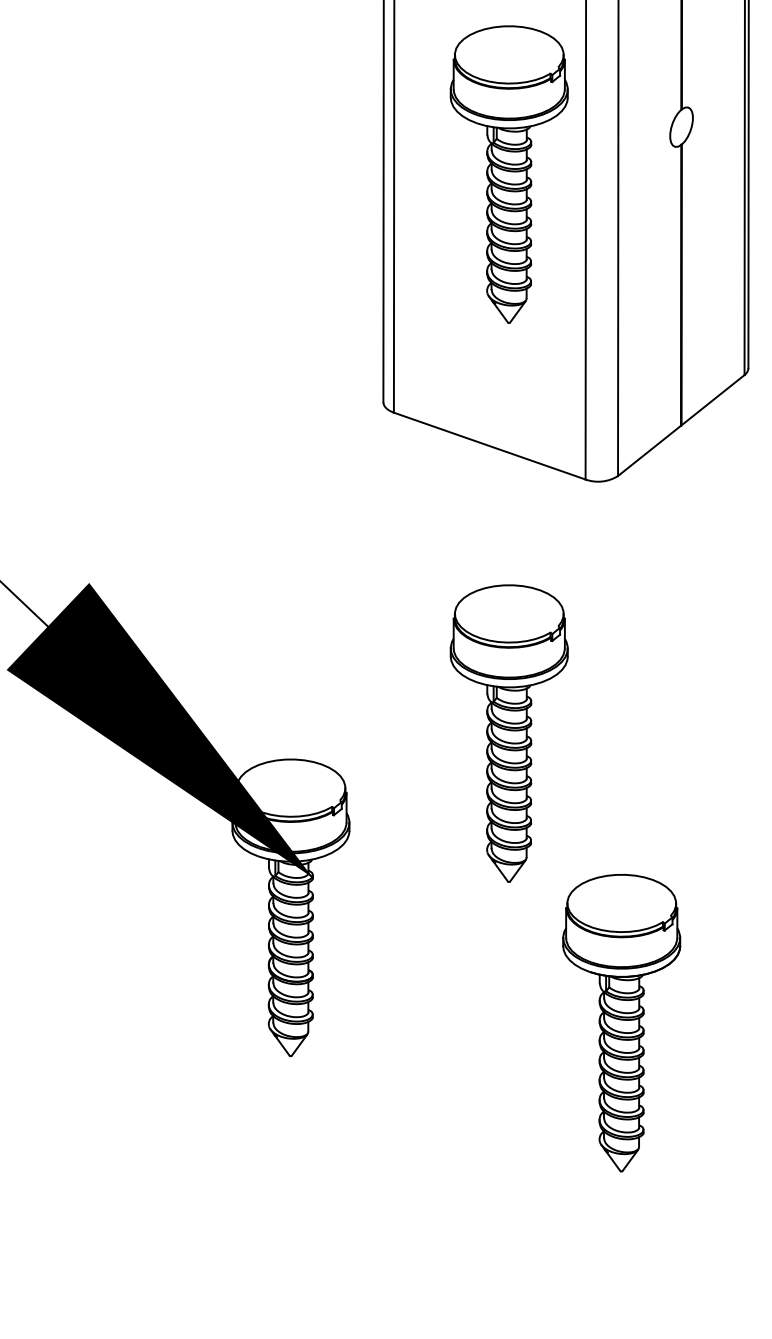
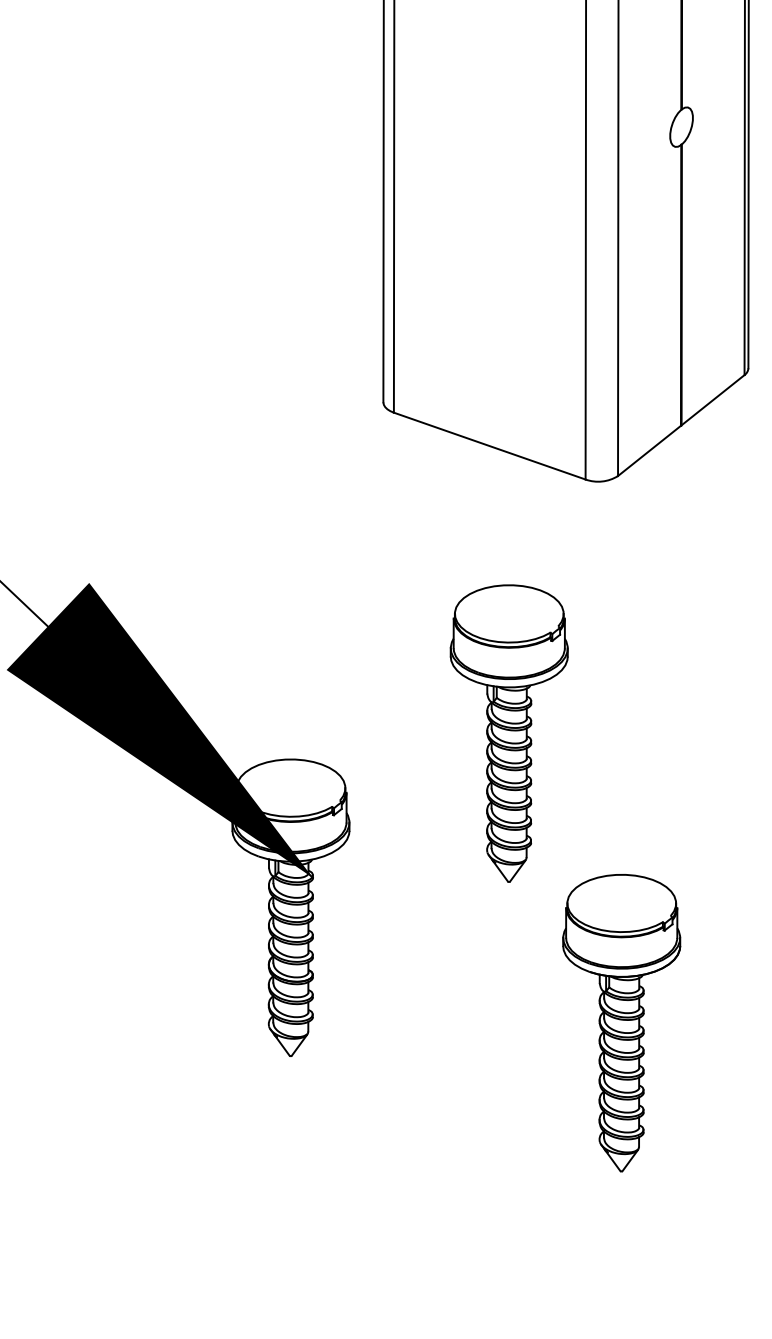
part: present -> none (508, 174)
